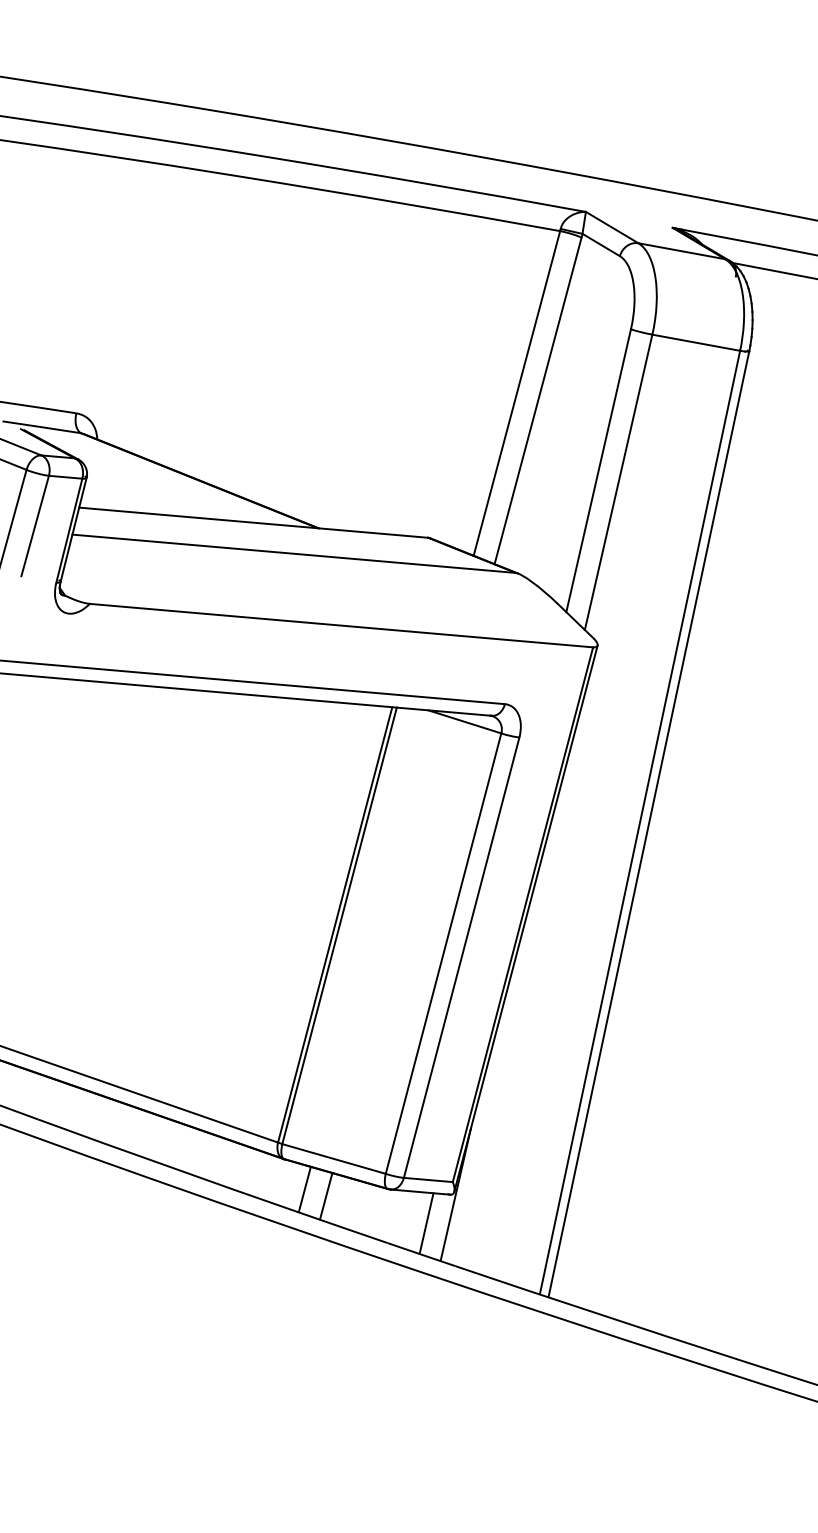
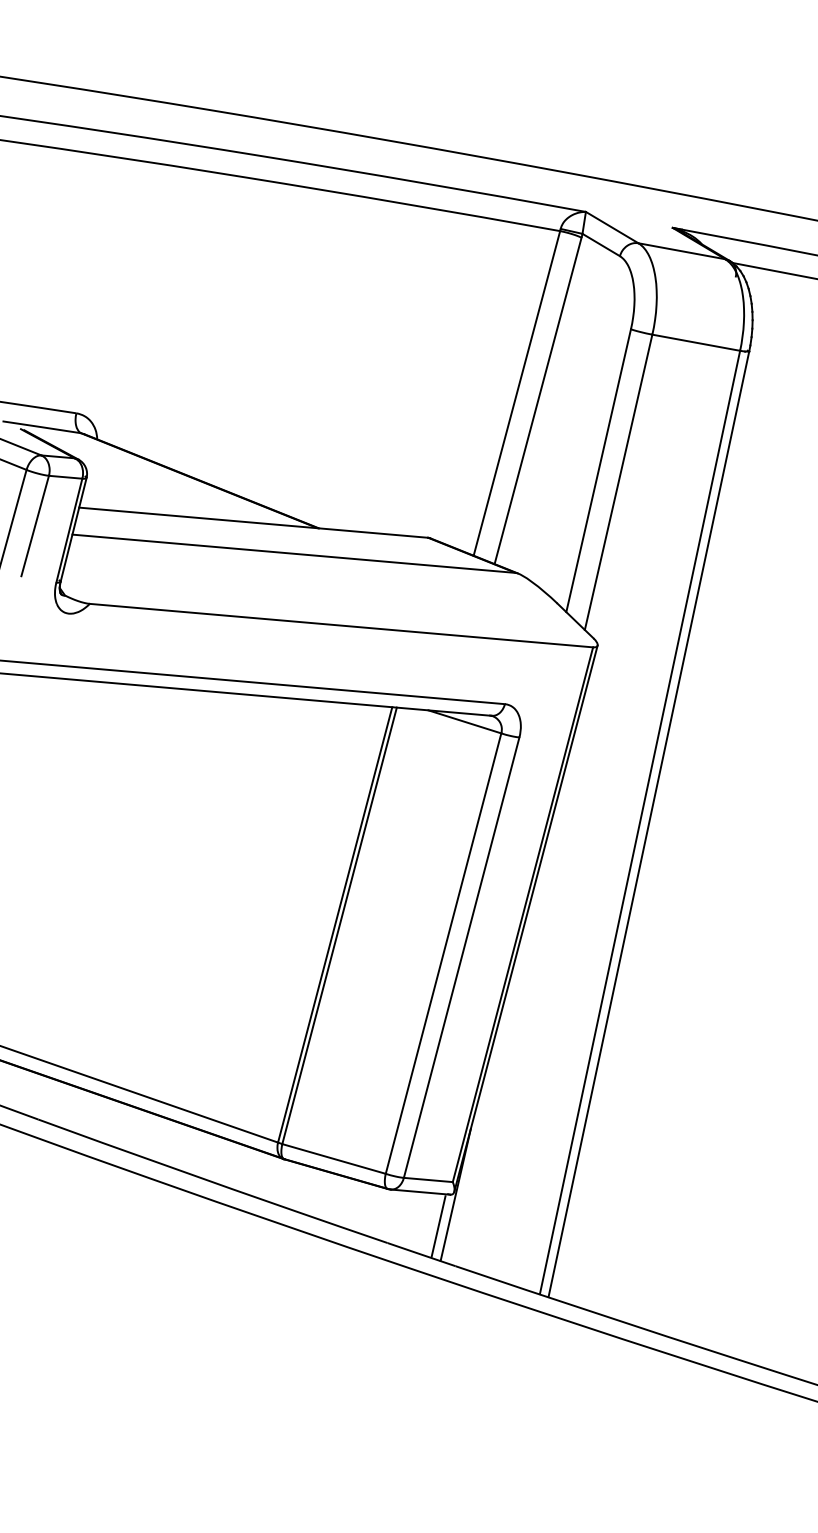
line: present -> none (304, 1189)
line: present -> none (326, 1196)
line position: (426, 1223) -> (438, 1226) (438, 1226)
